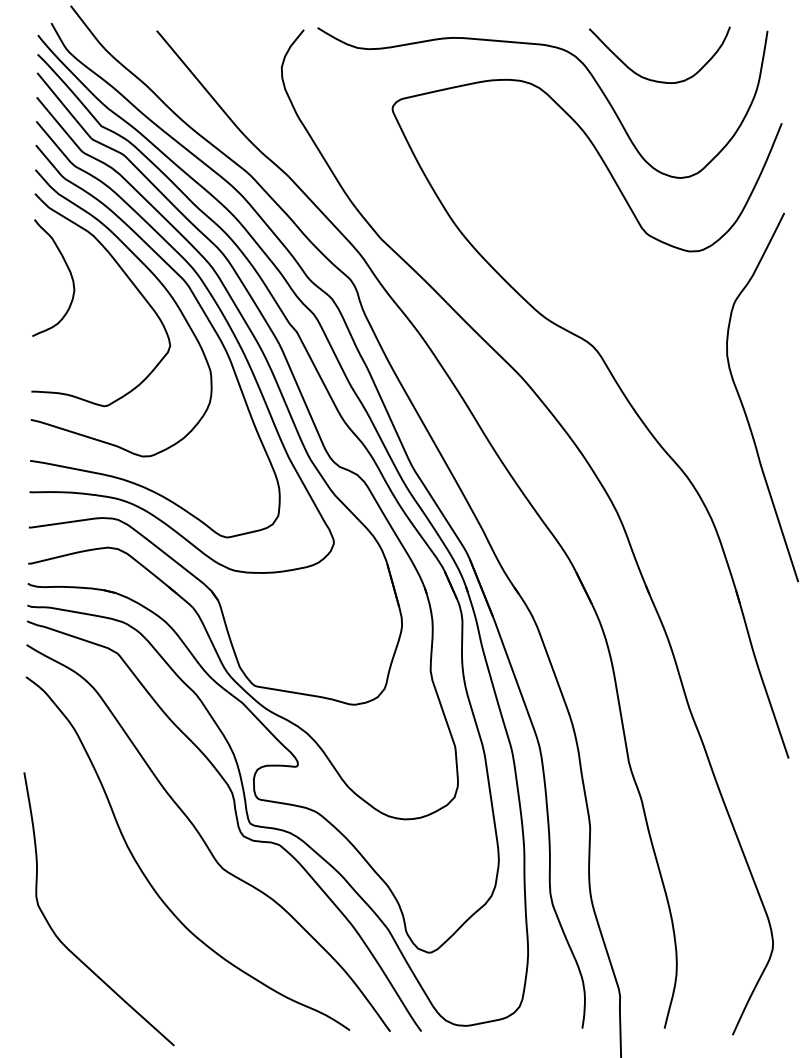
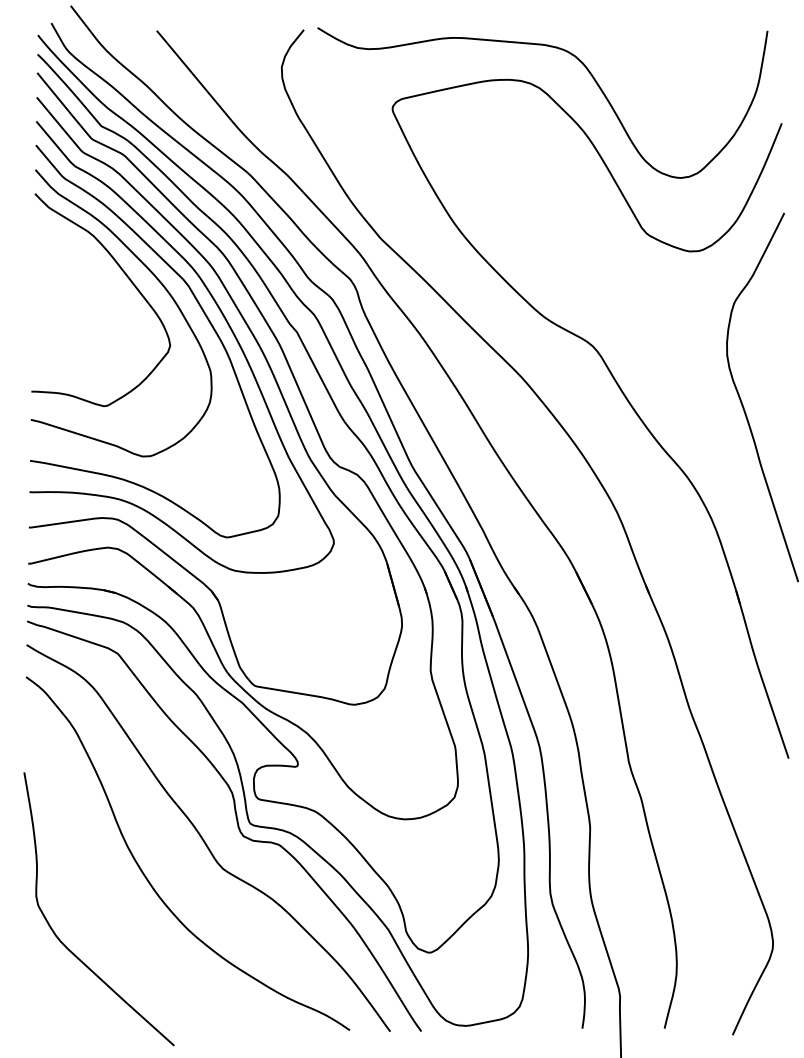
curve: present -> none (653, 79)
curve: present -> none (68, 270)
